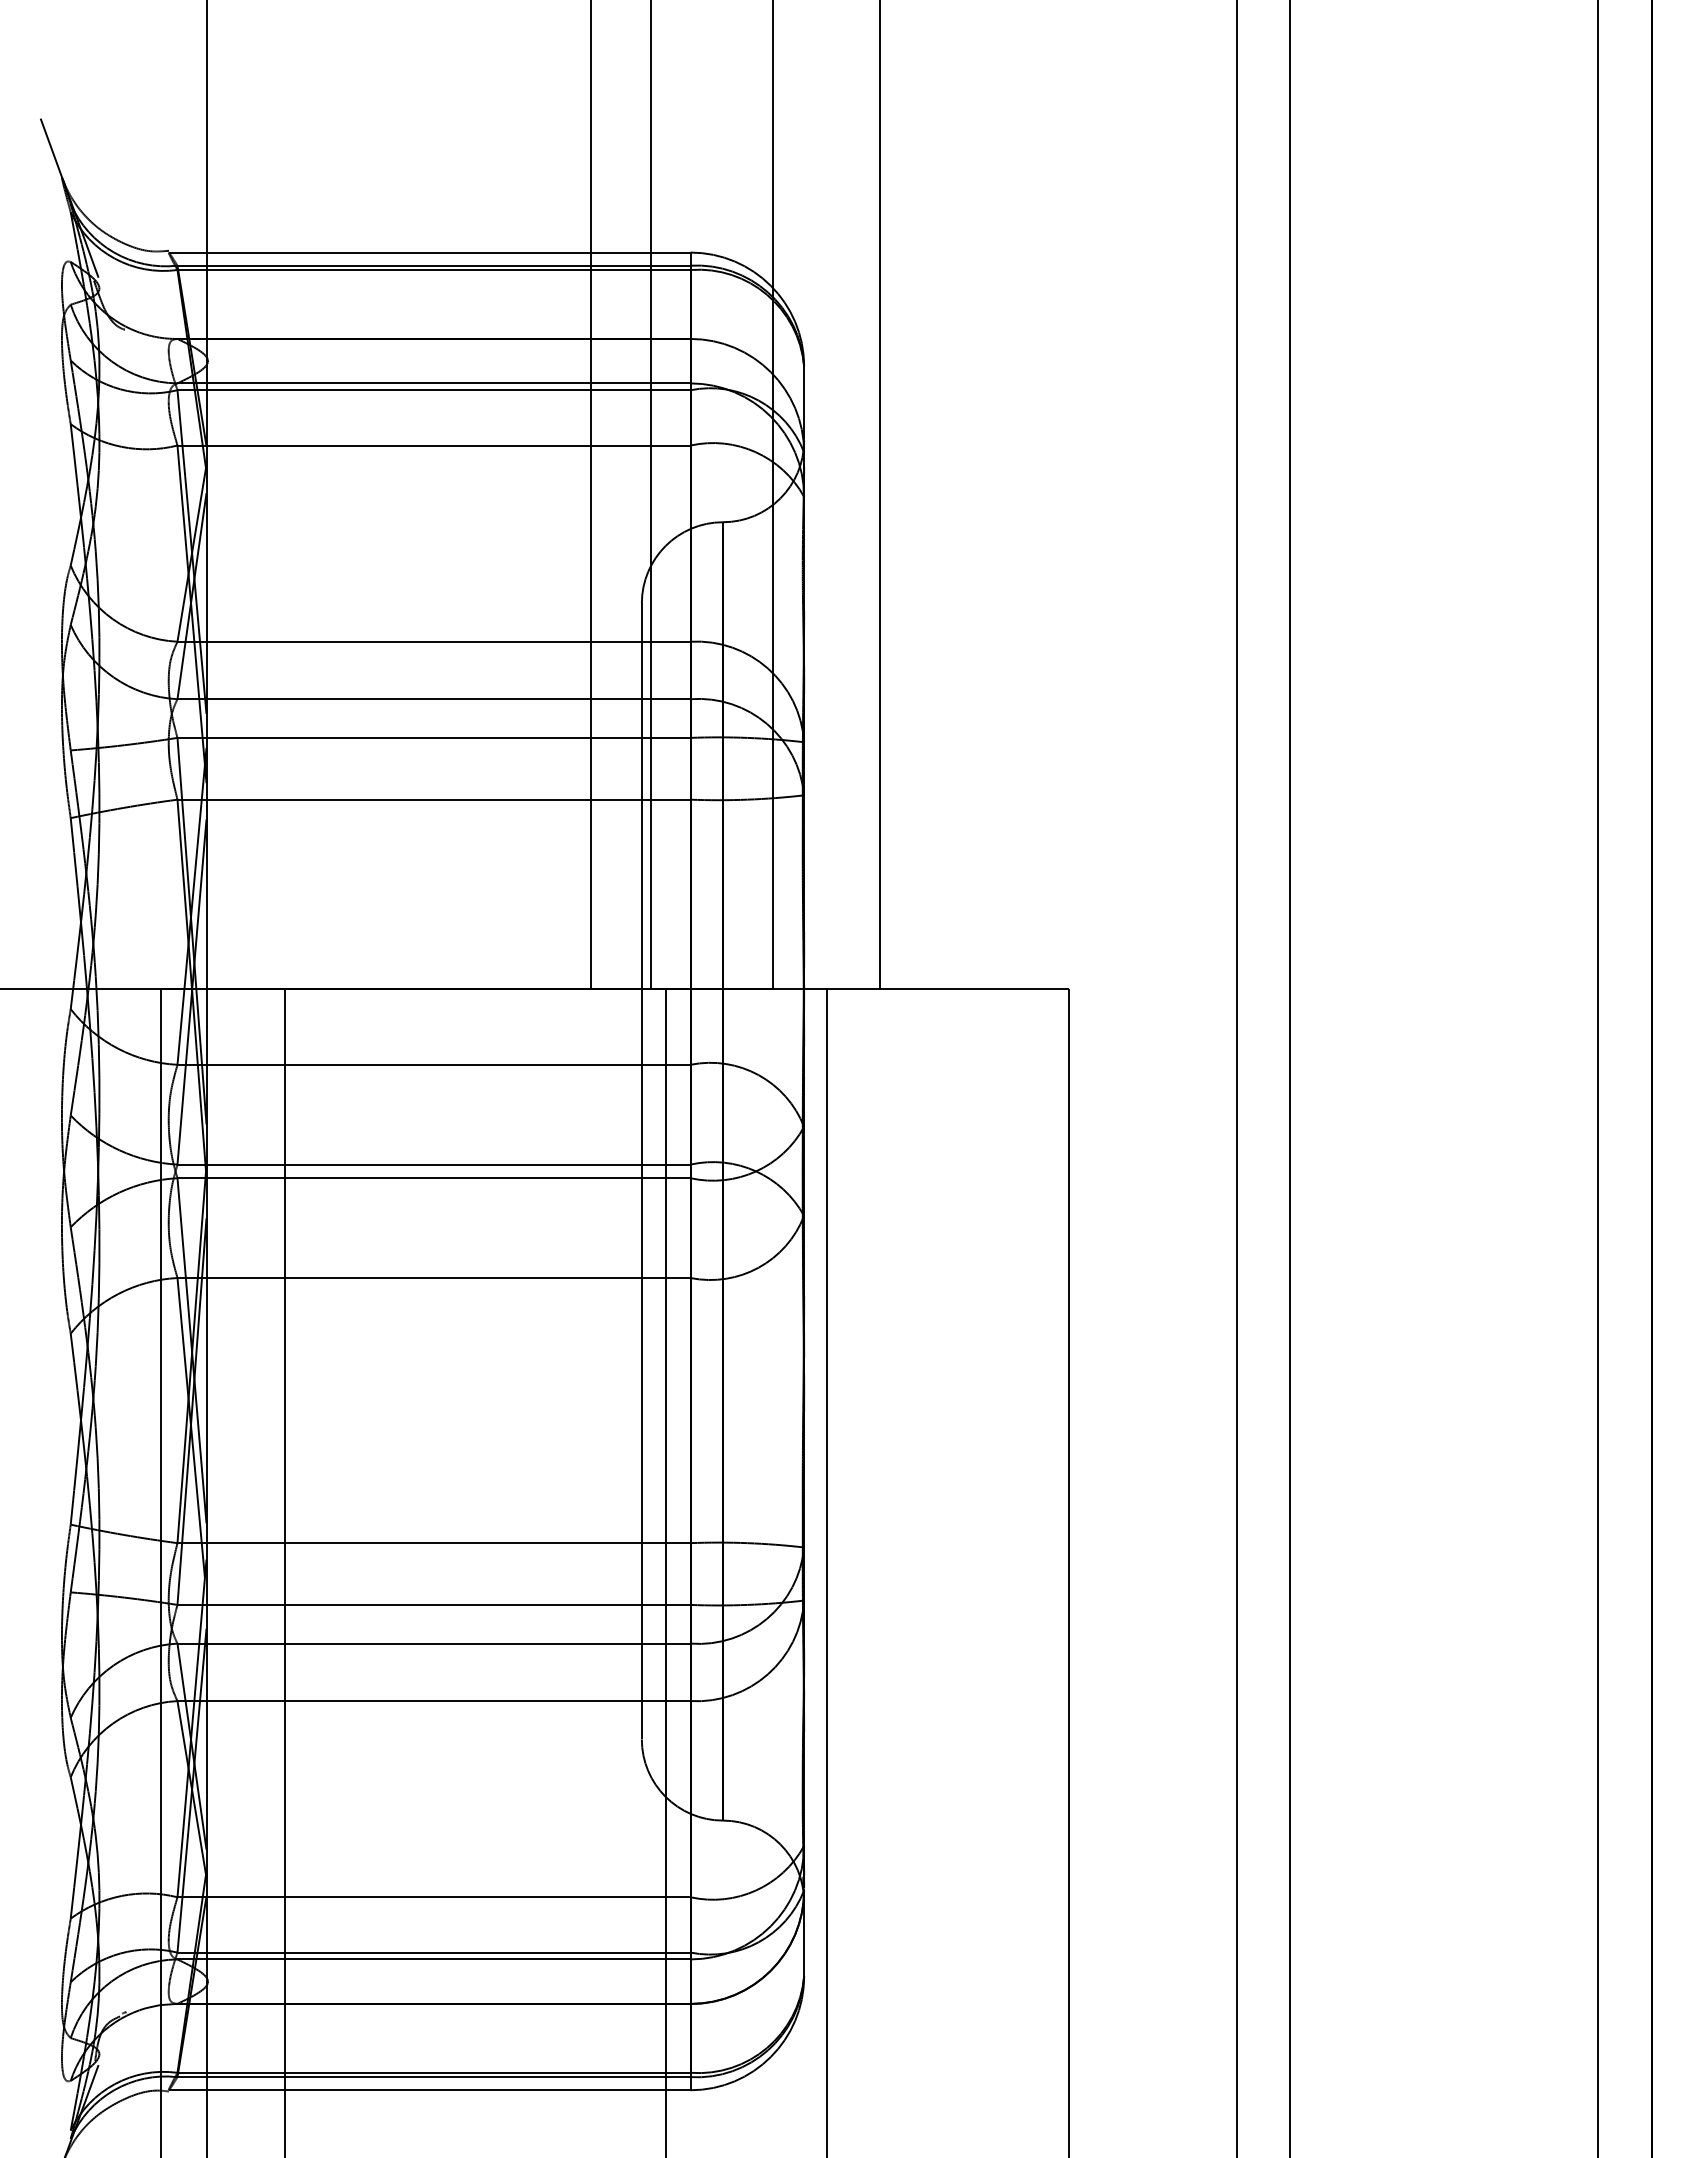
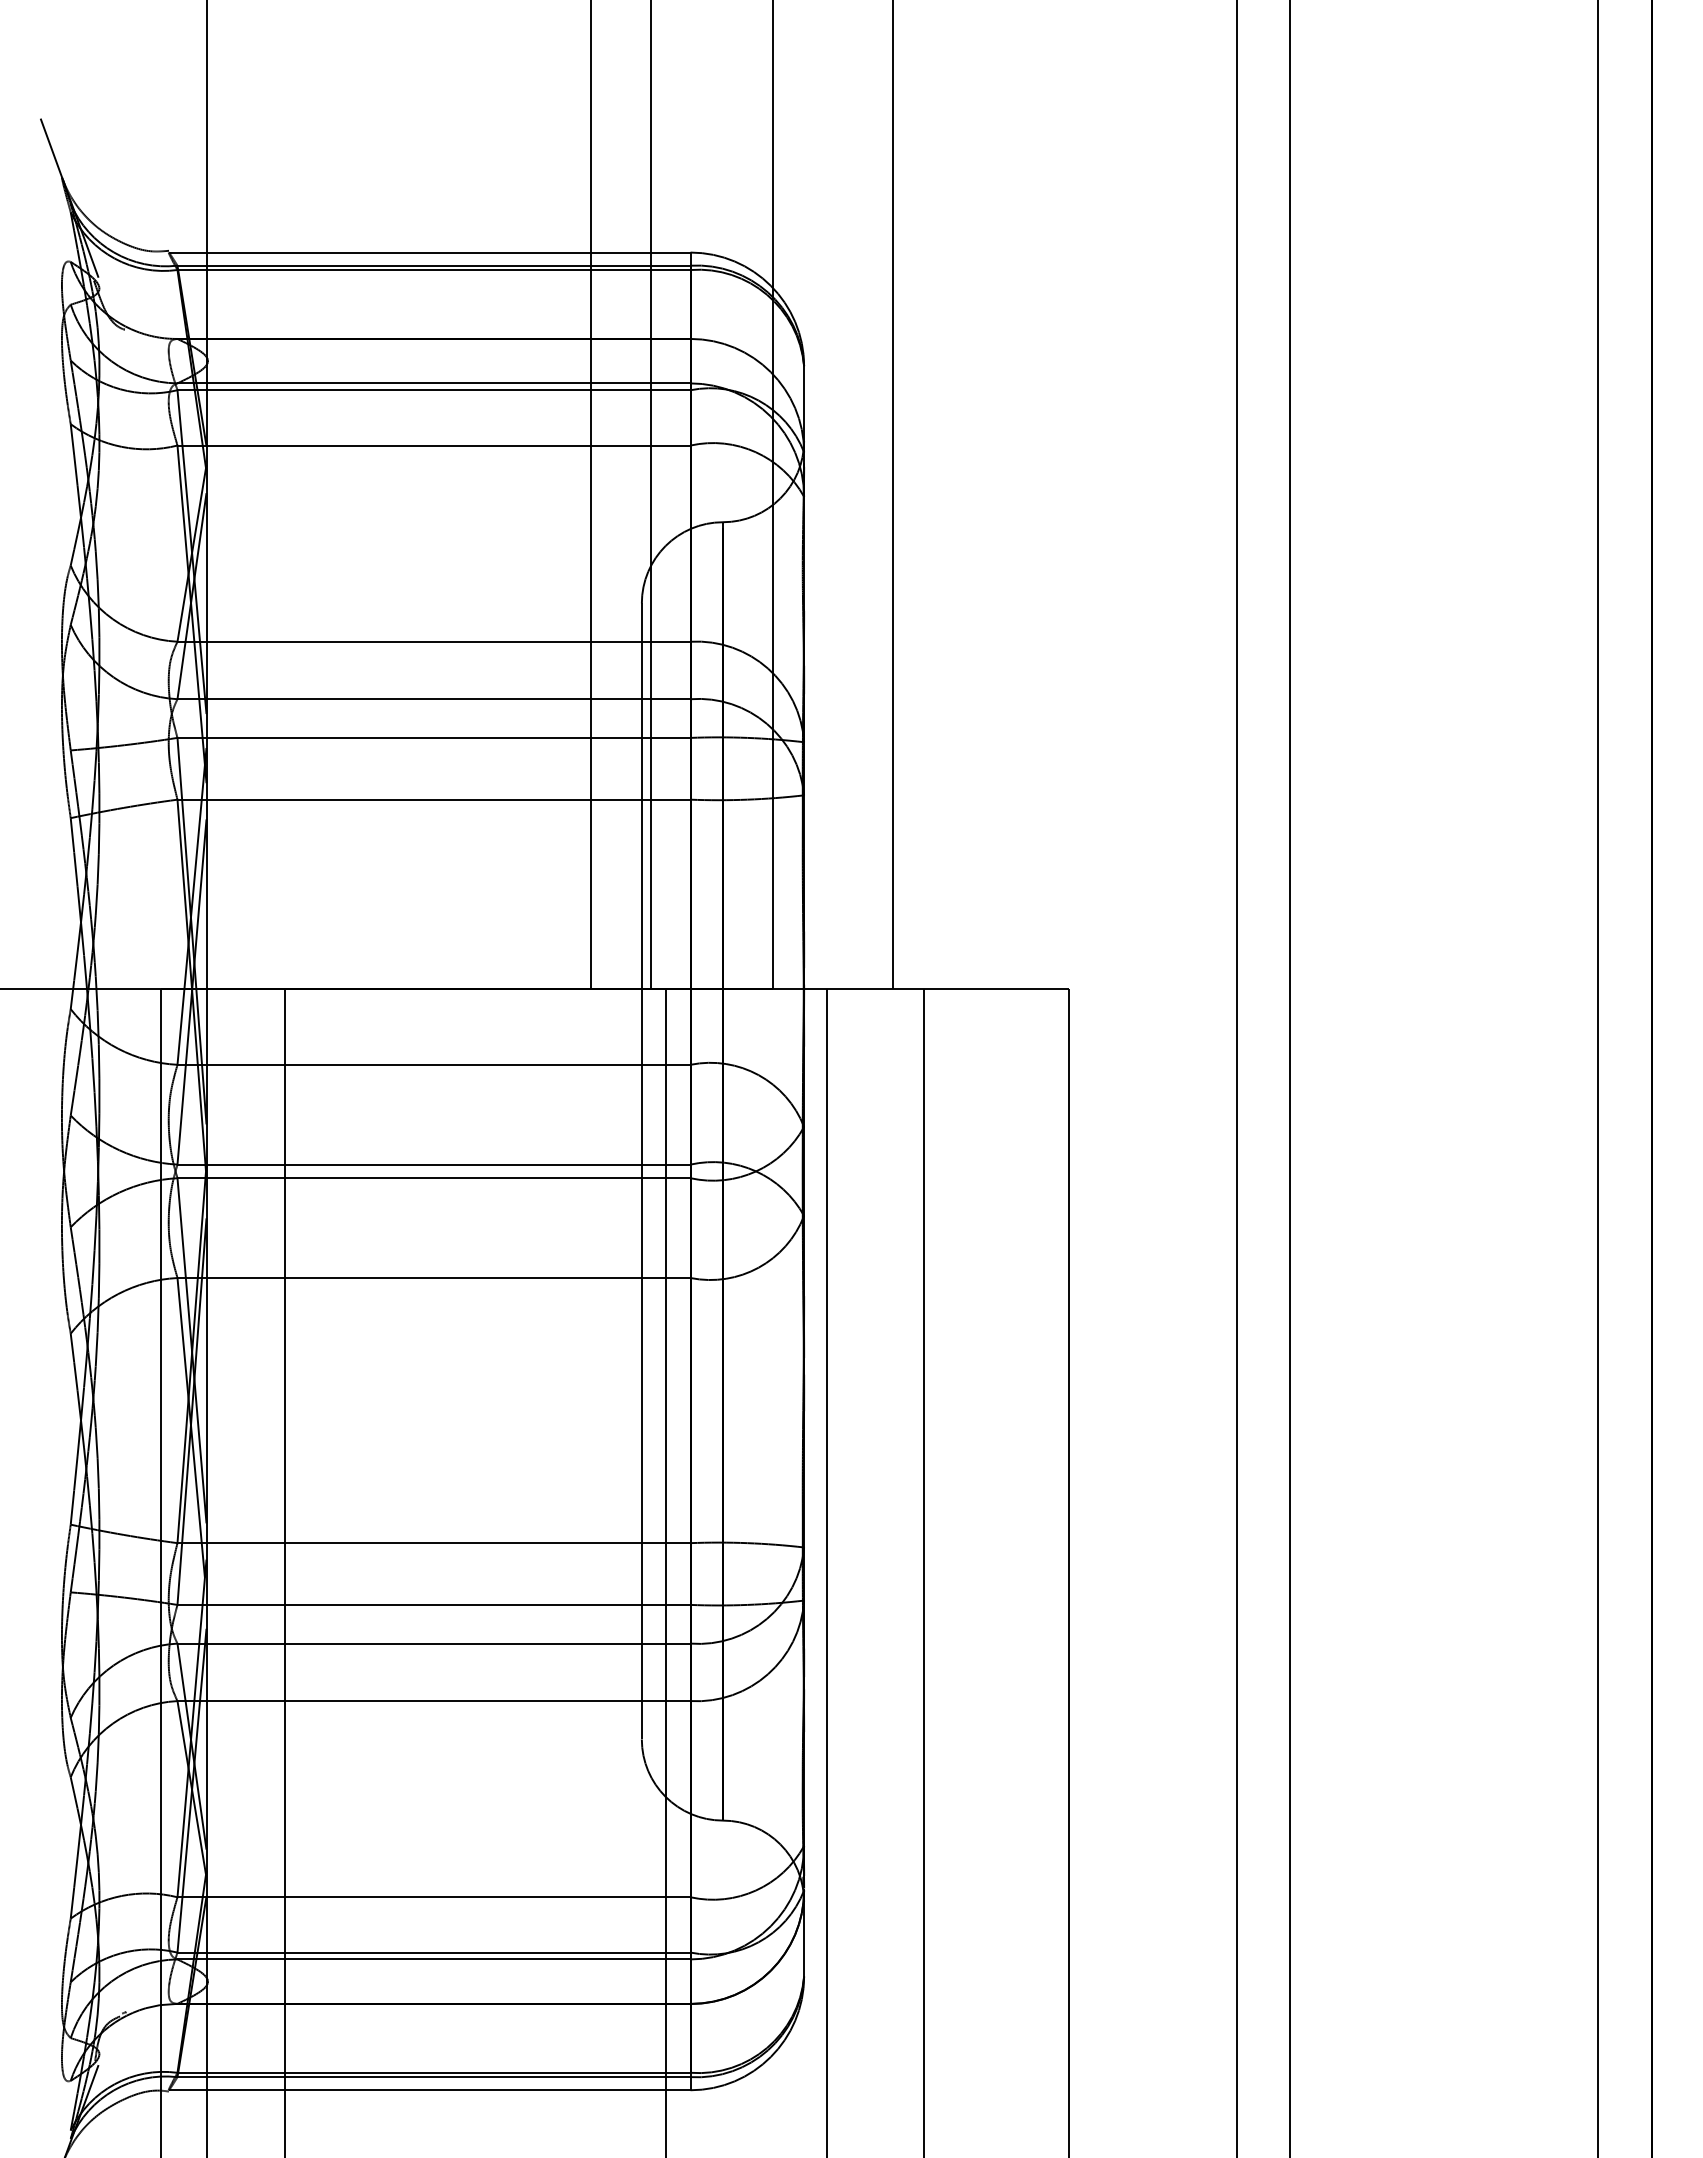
line position: (879, 495) -> (892, 495) (892, 495)
line: none -> present (923, 1571)
